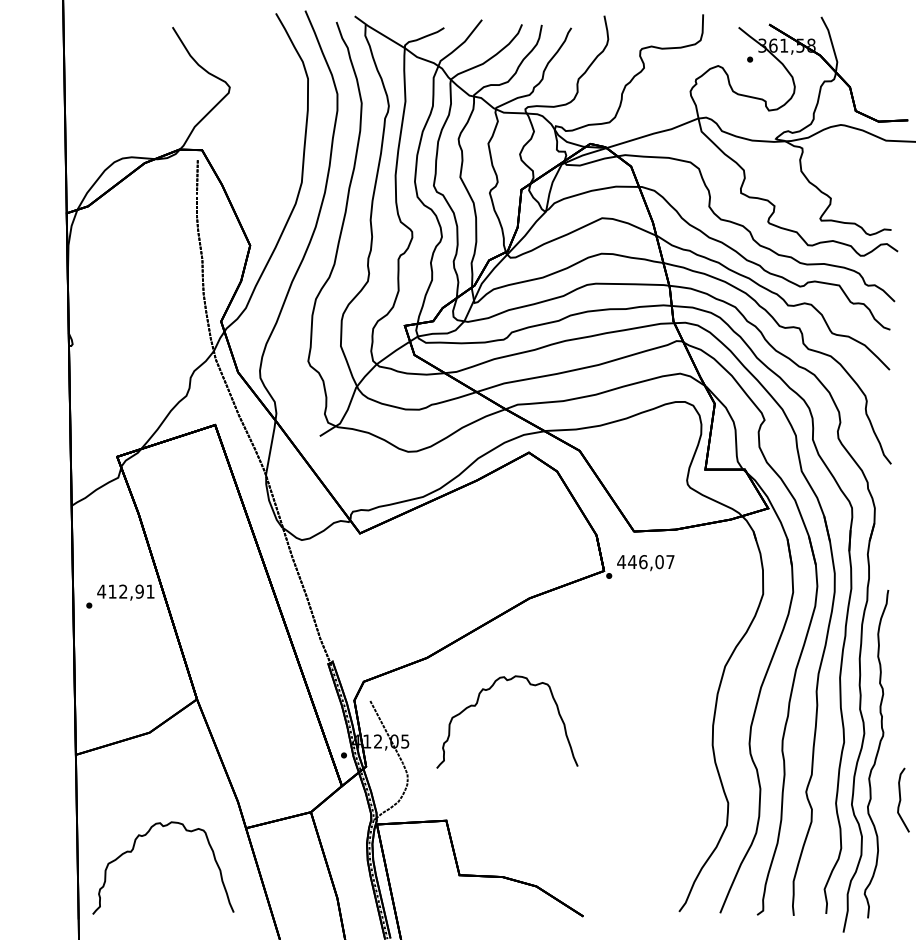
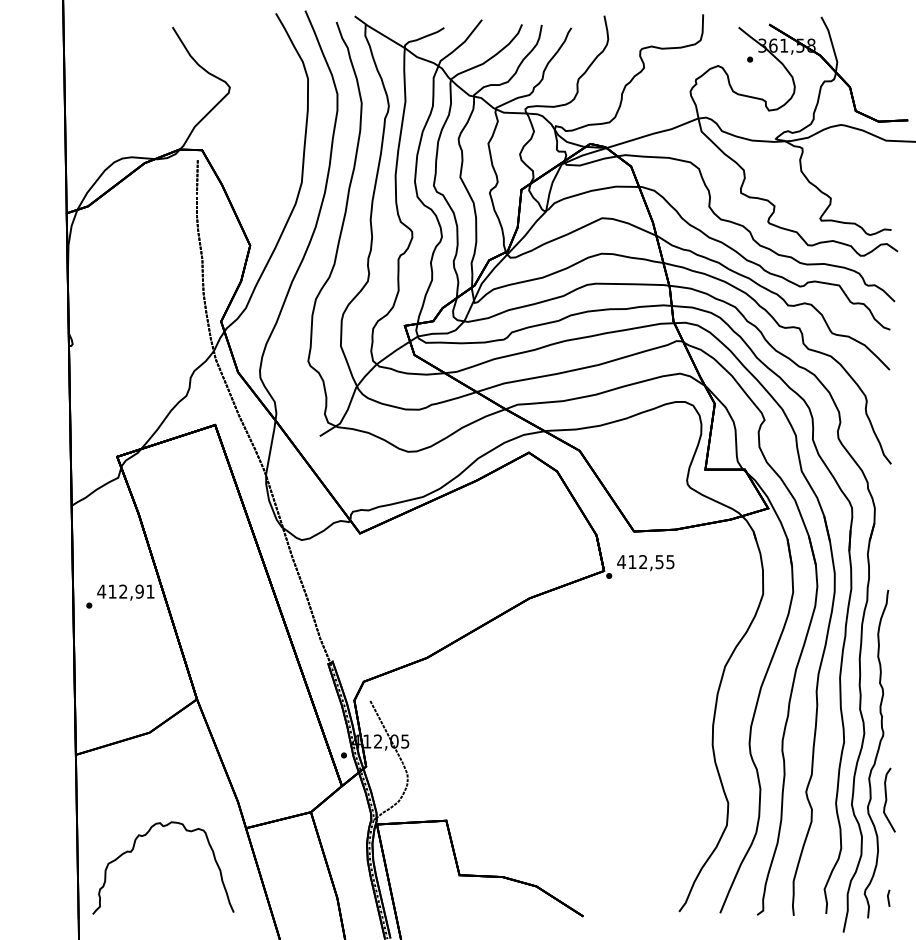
text: 446,07 -> 412,55 (650, 562)
curve: present -> none (477, 704)
curve position: (901, 799) -> (887, 799) (887, 799)
line: none -> present (888, 897)
